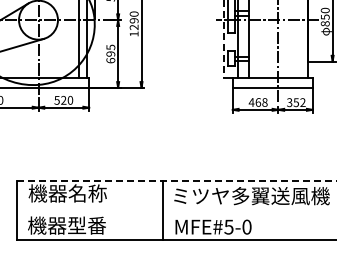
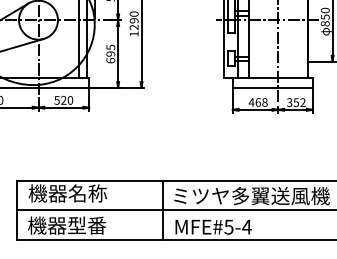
line: dashed -> solid (223, 39)
line: dashed -> solid (176, 181)
line: none -> present (174, 210)
text: MFE#5-0 -> MFE#5-4 (246, 226)
